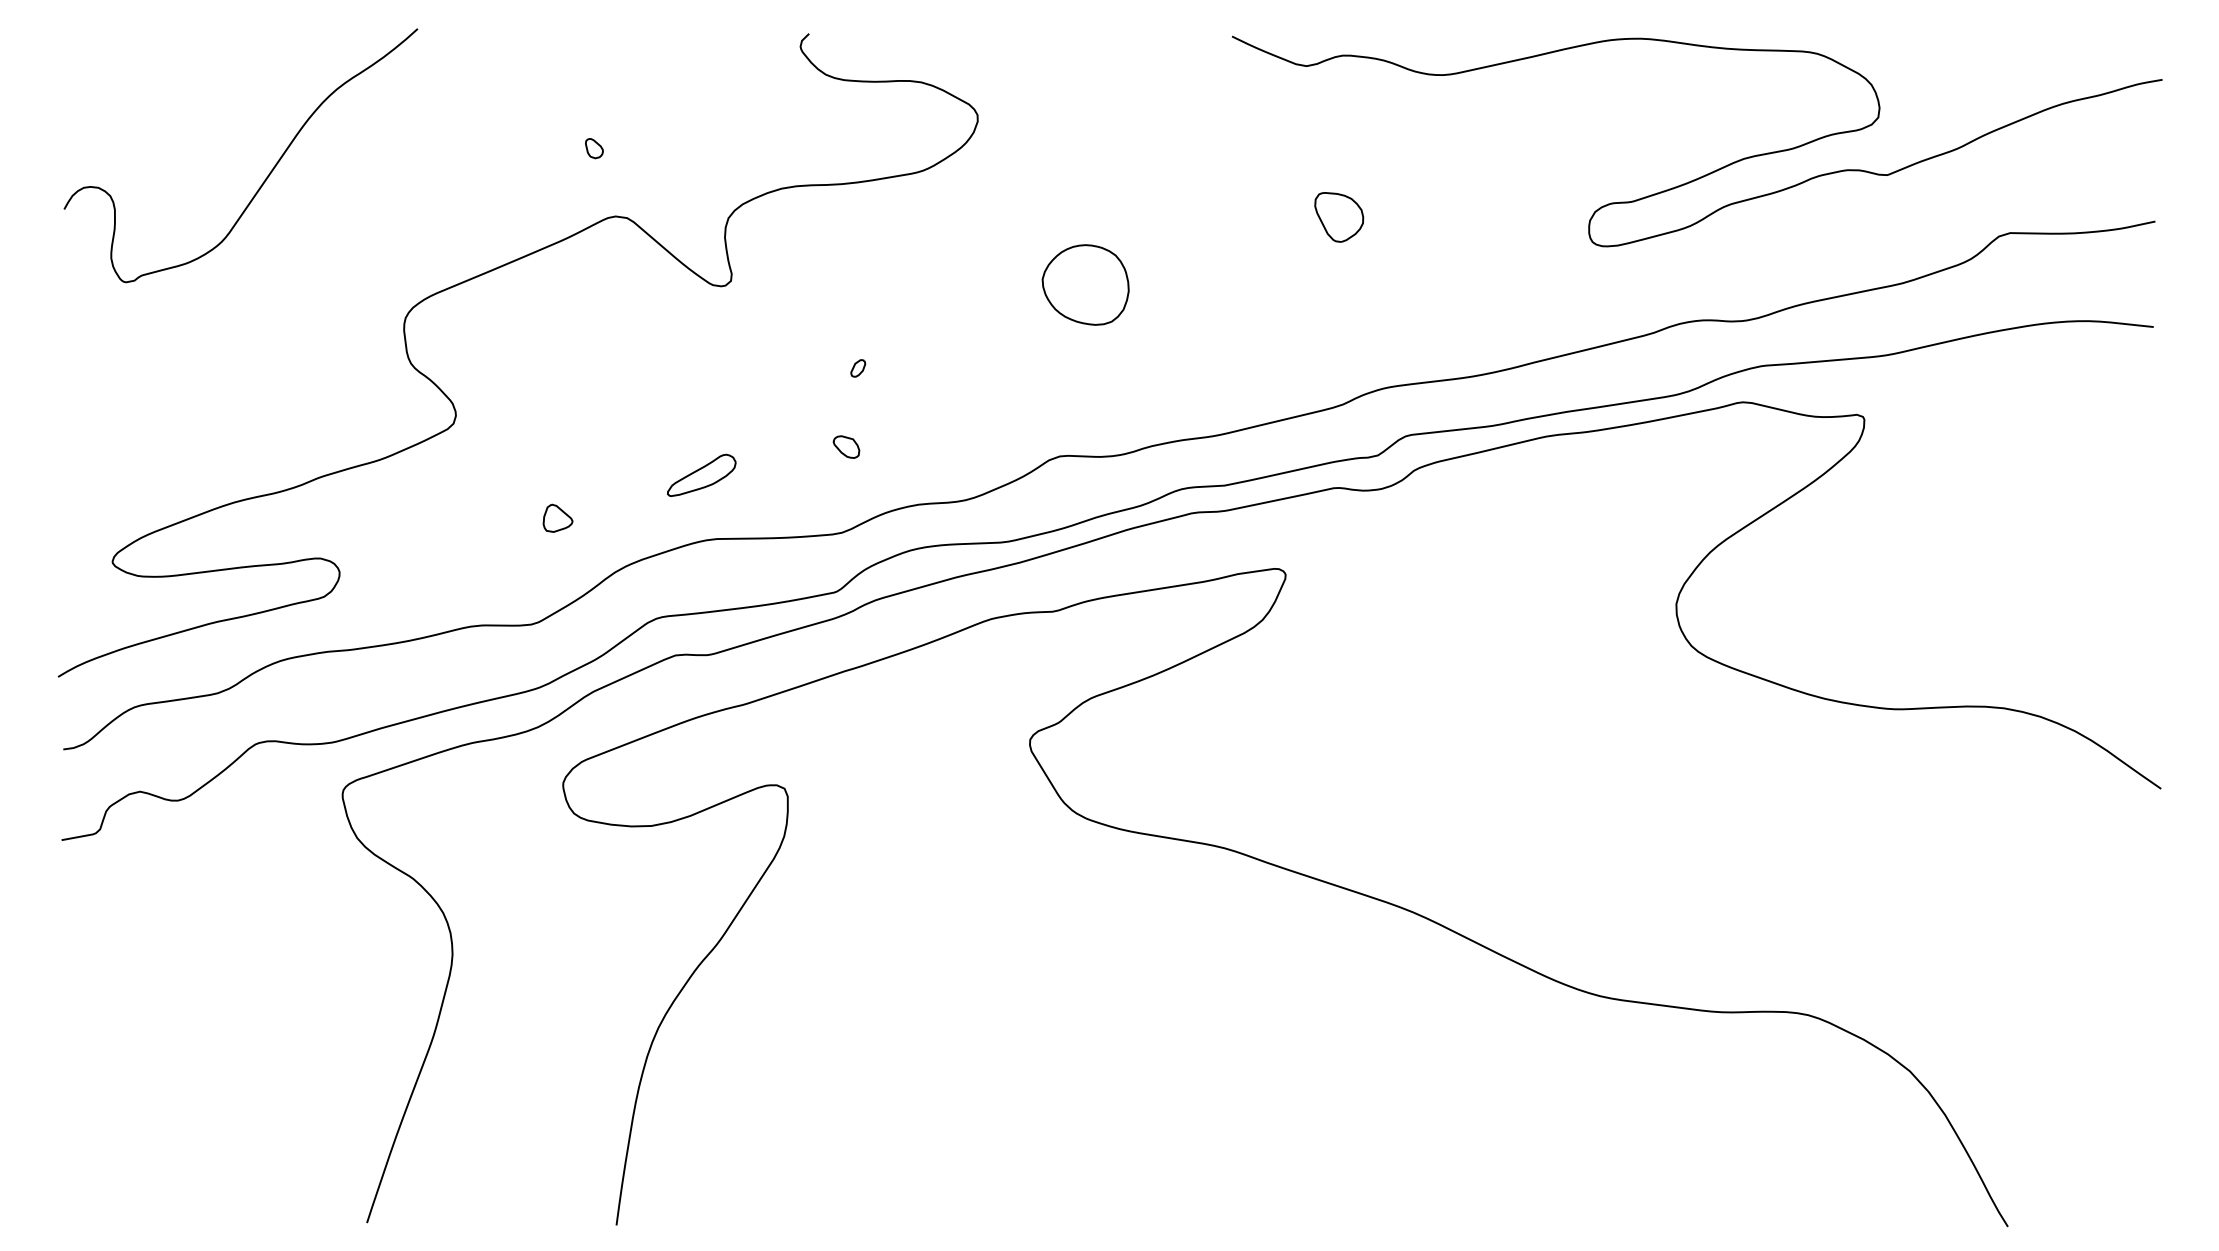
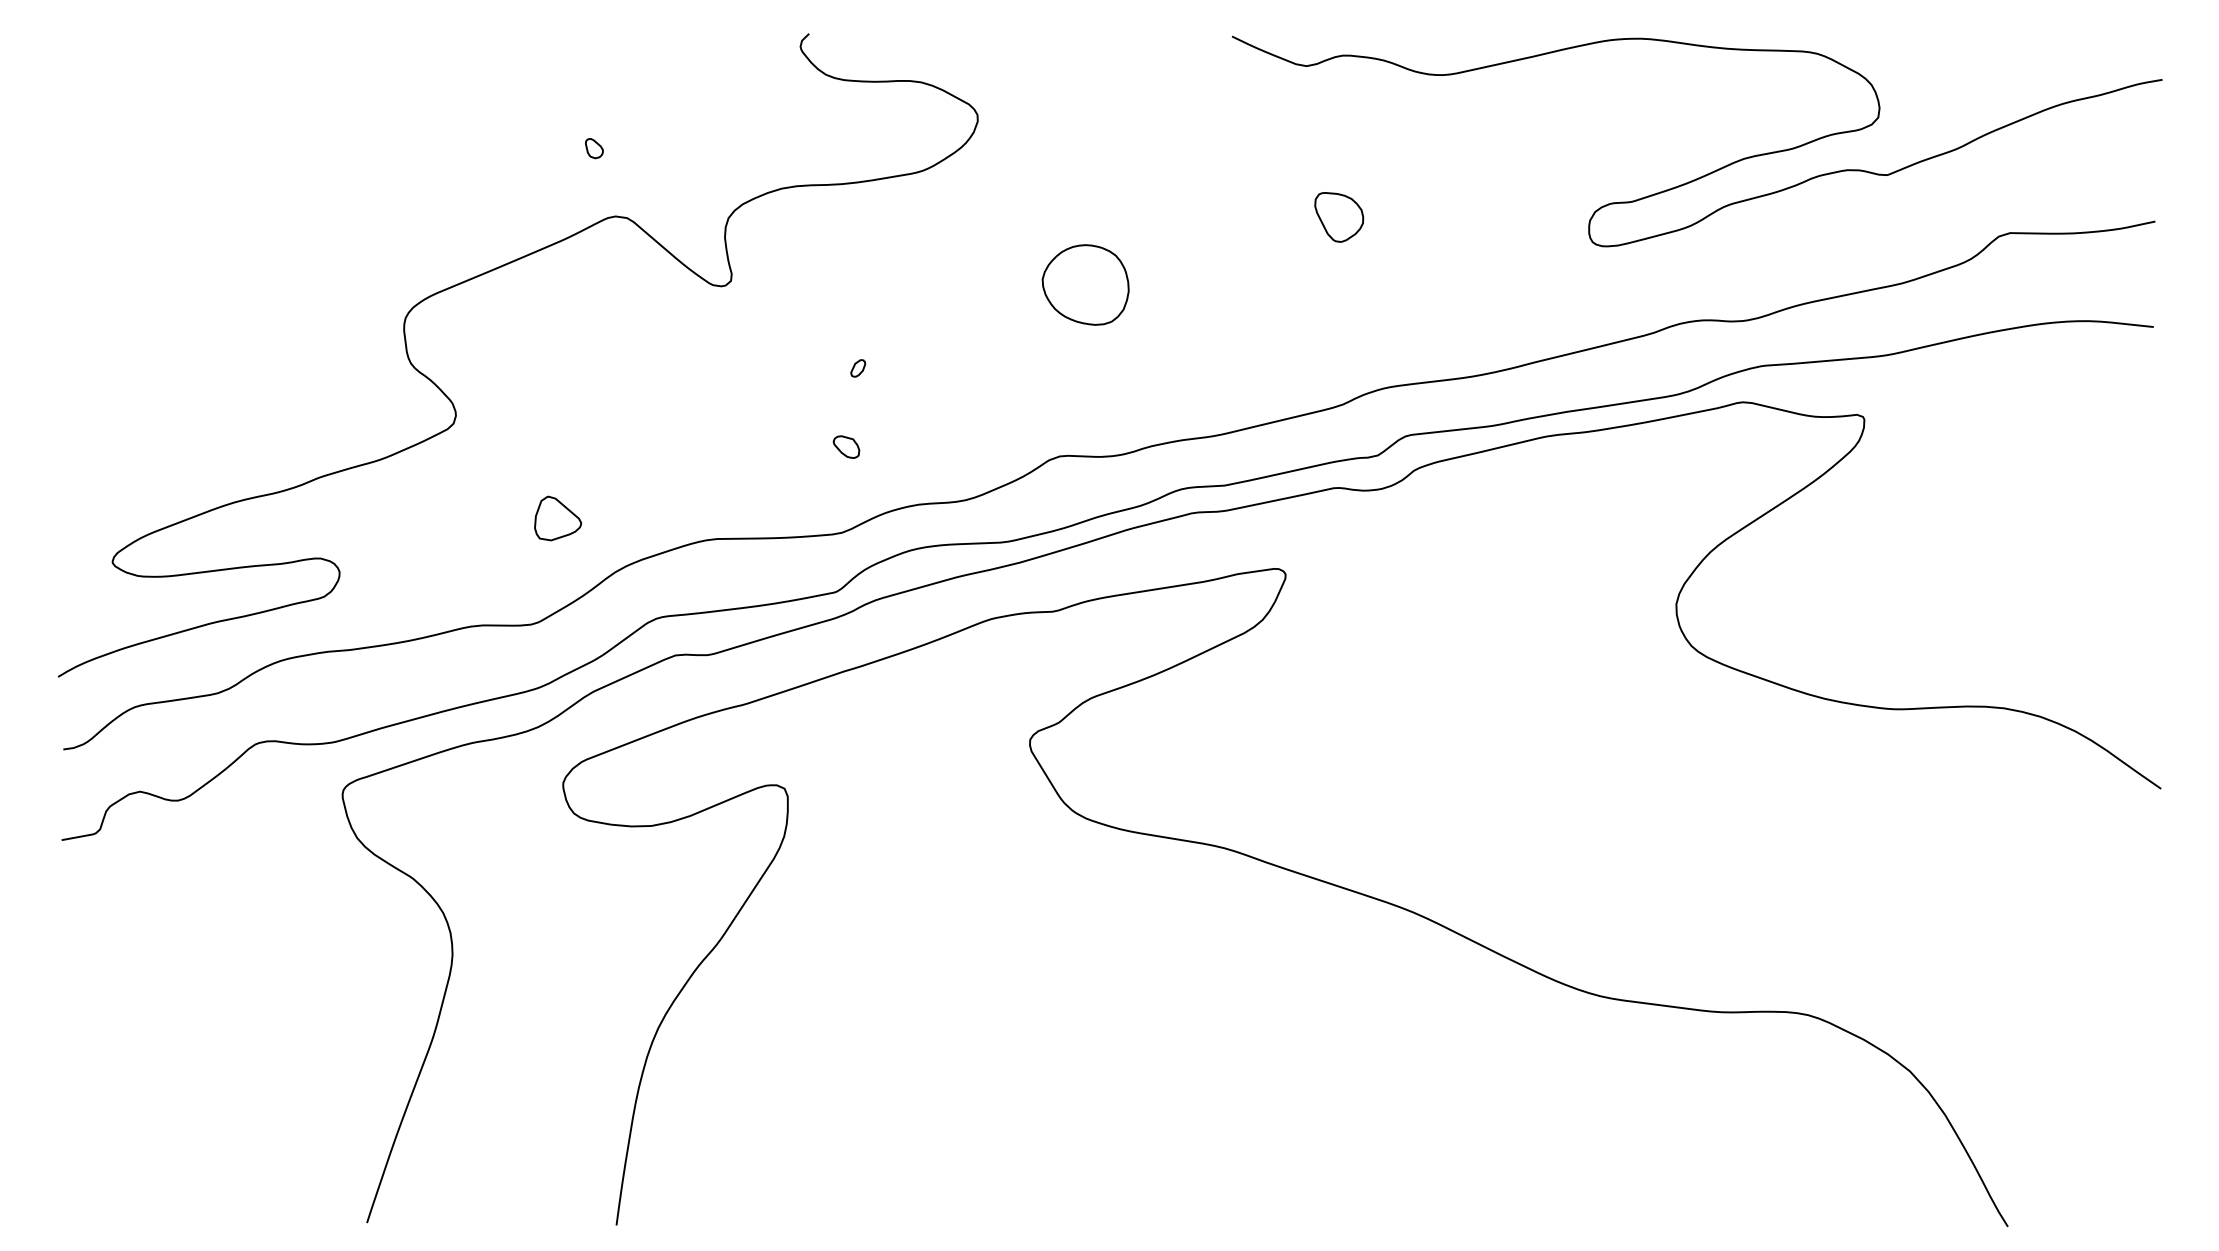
curve: present -> none (267, 175)
part: present -> none (701, 474)
part size: 32x30 px -> 49x47 px (558, 518)
